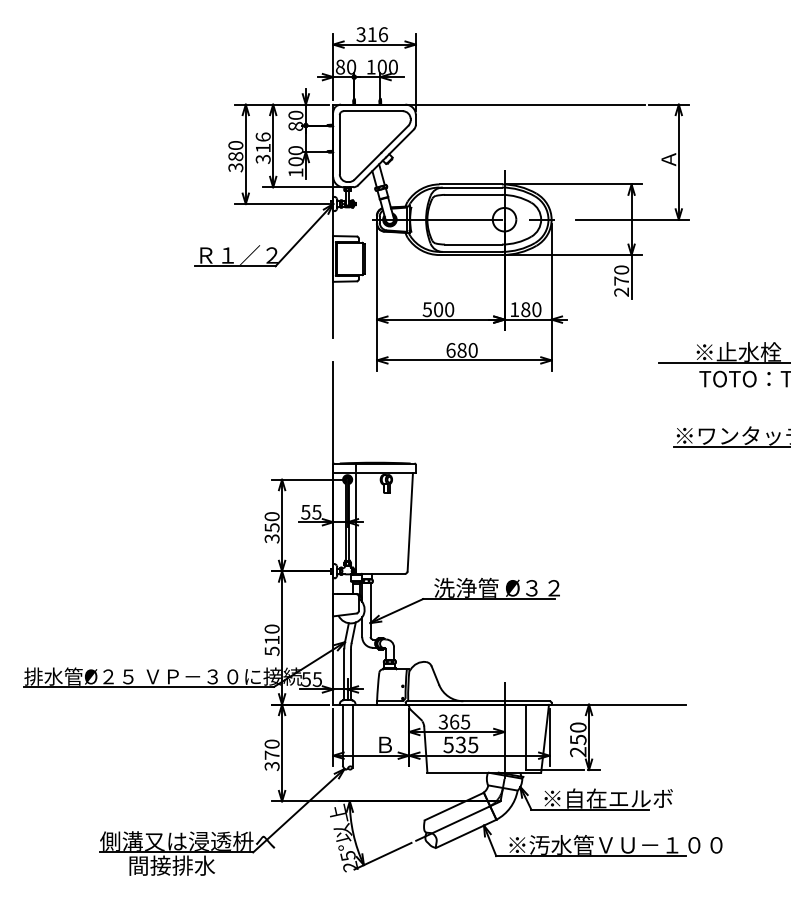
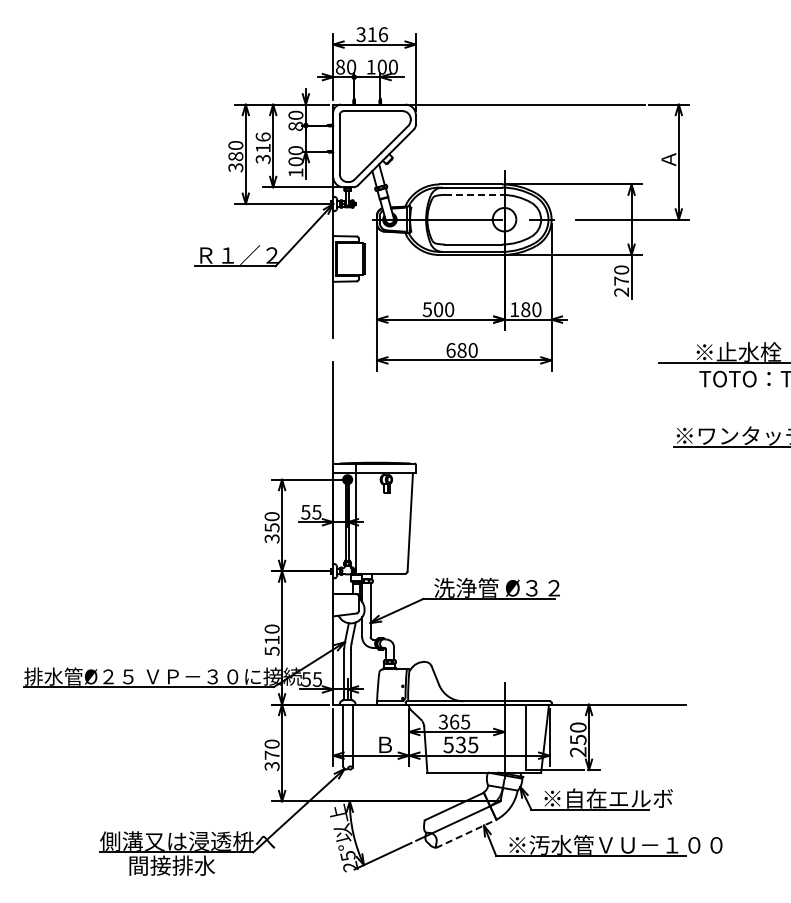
line: solid -> dashed (474, 194)
line: solid -> dashed (466, 833)
